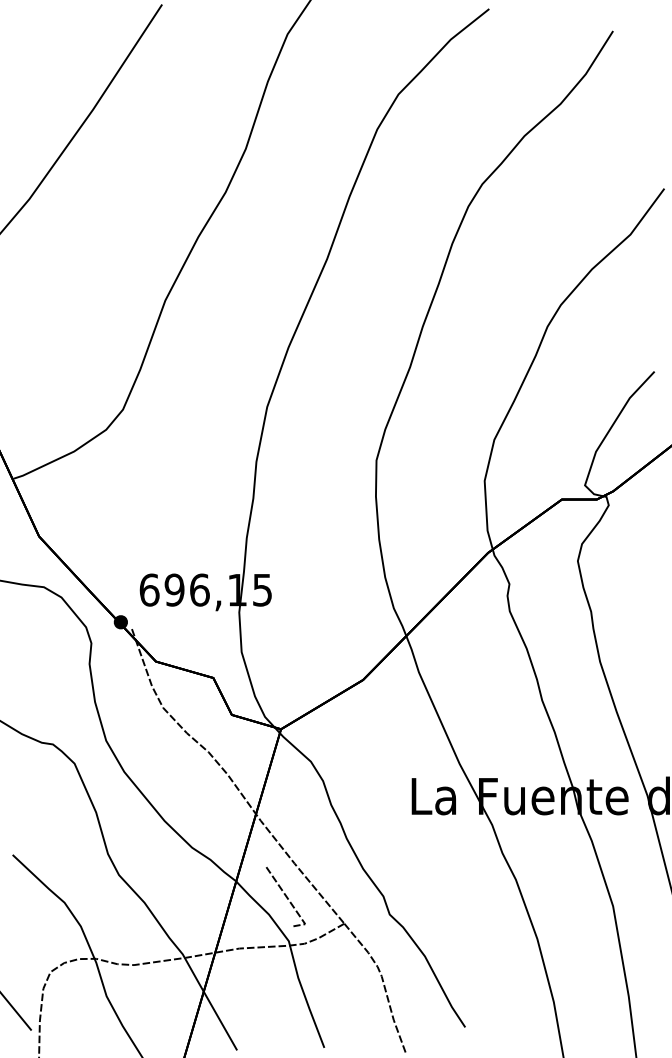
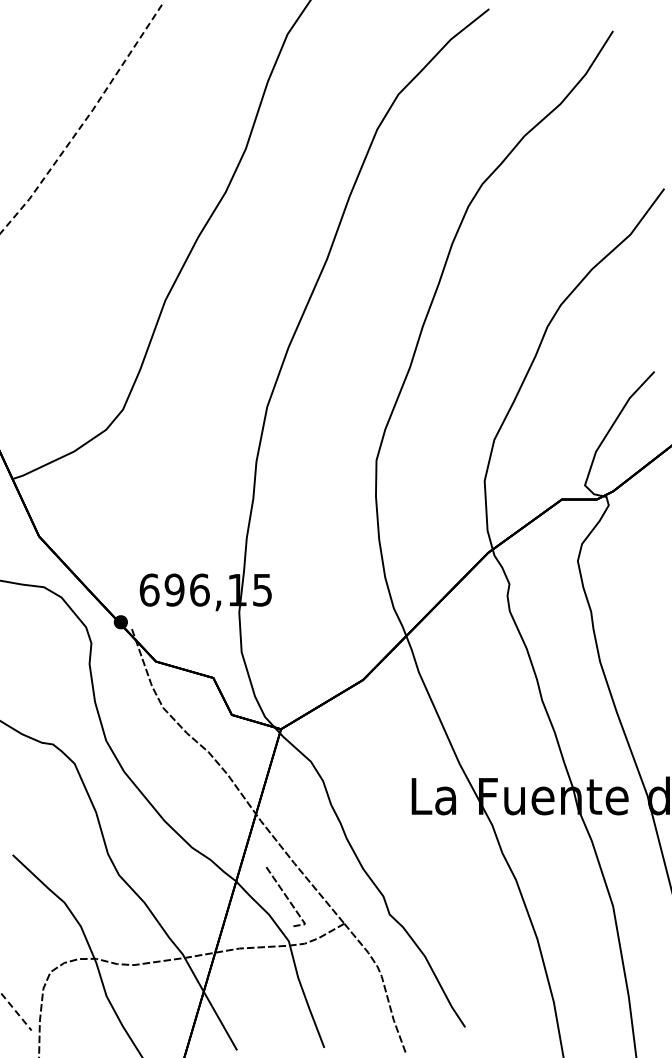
line: solid -> dashed (84, 121)
line: solid -> dashed (15, 1011)
